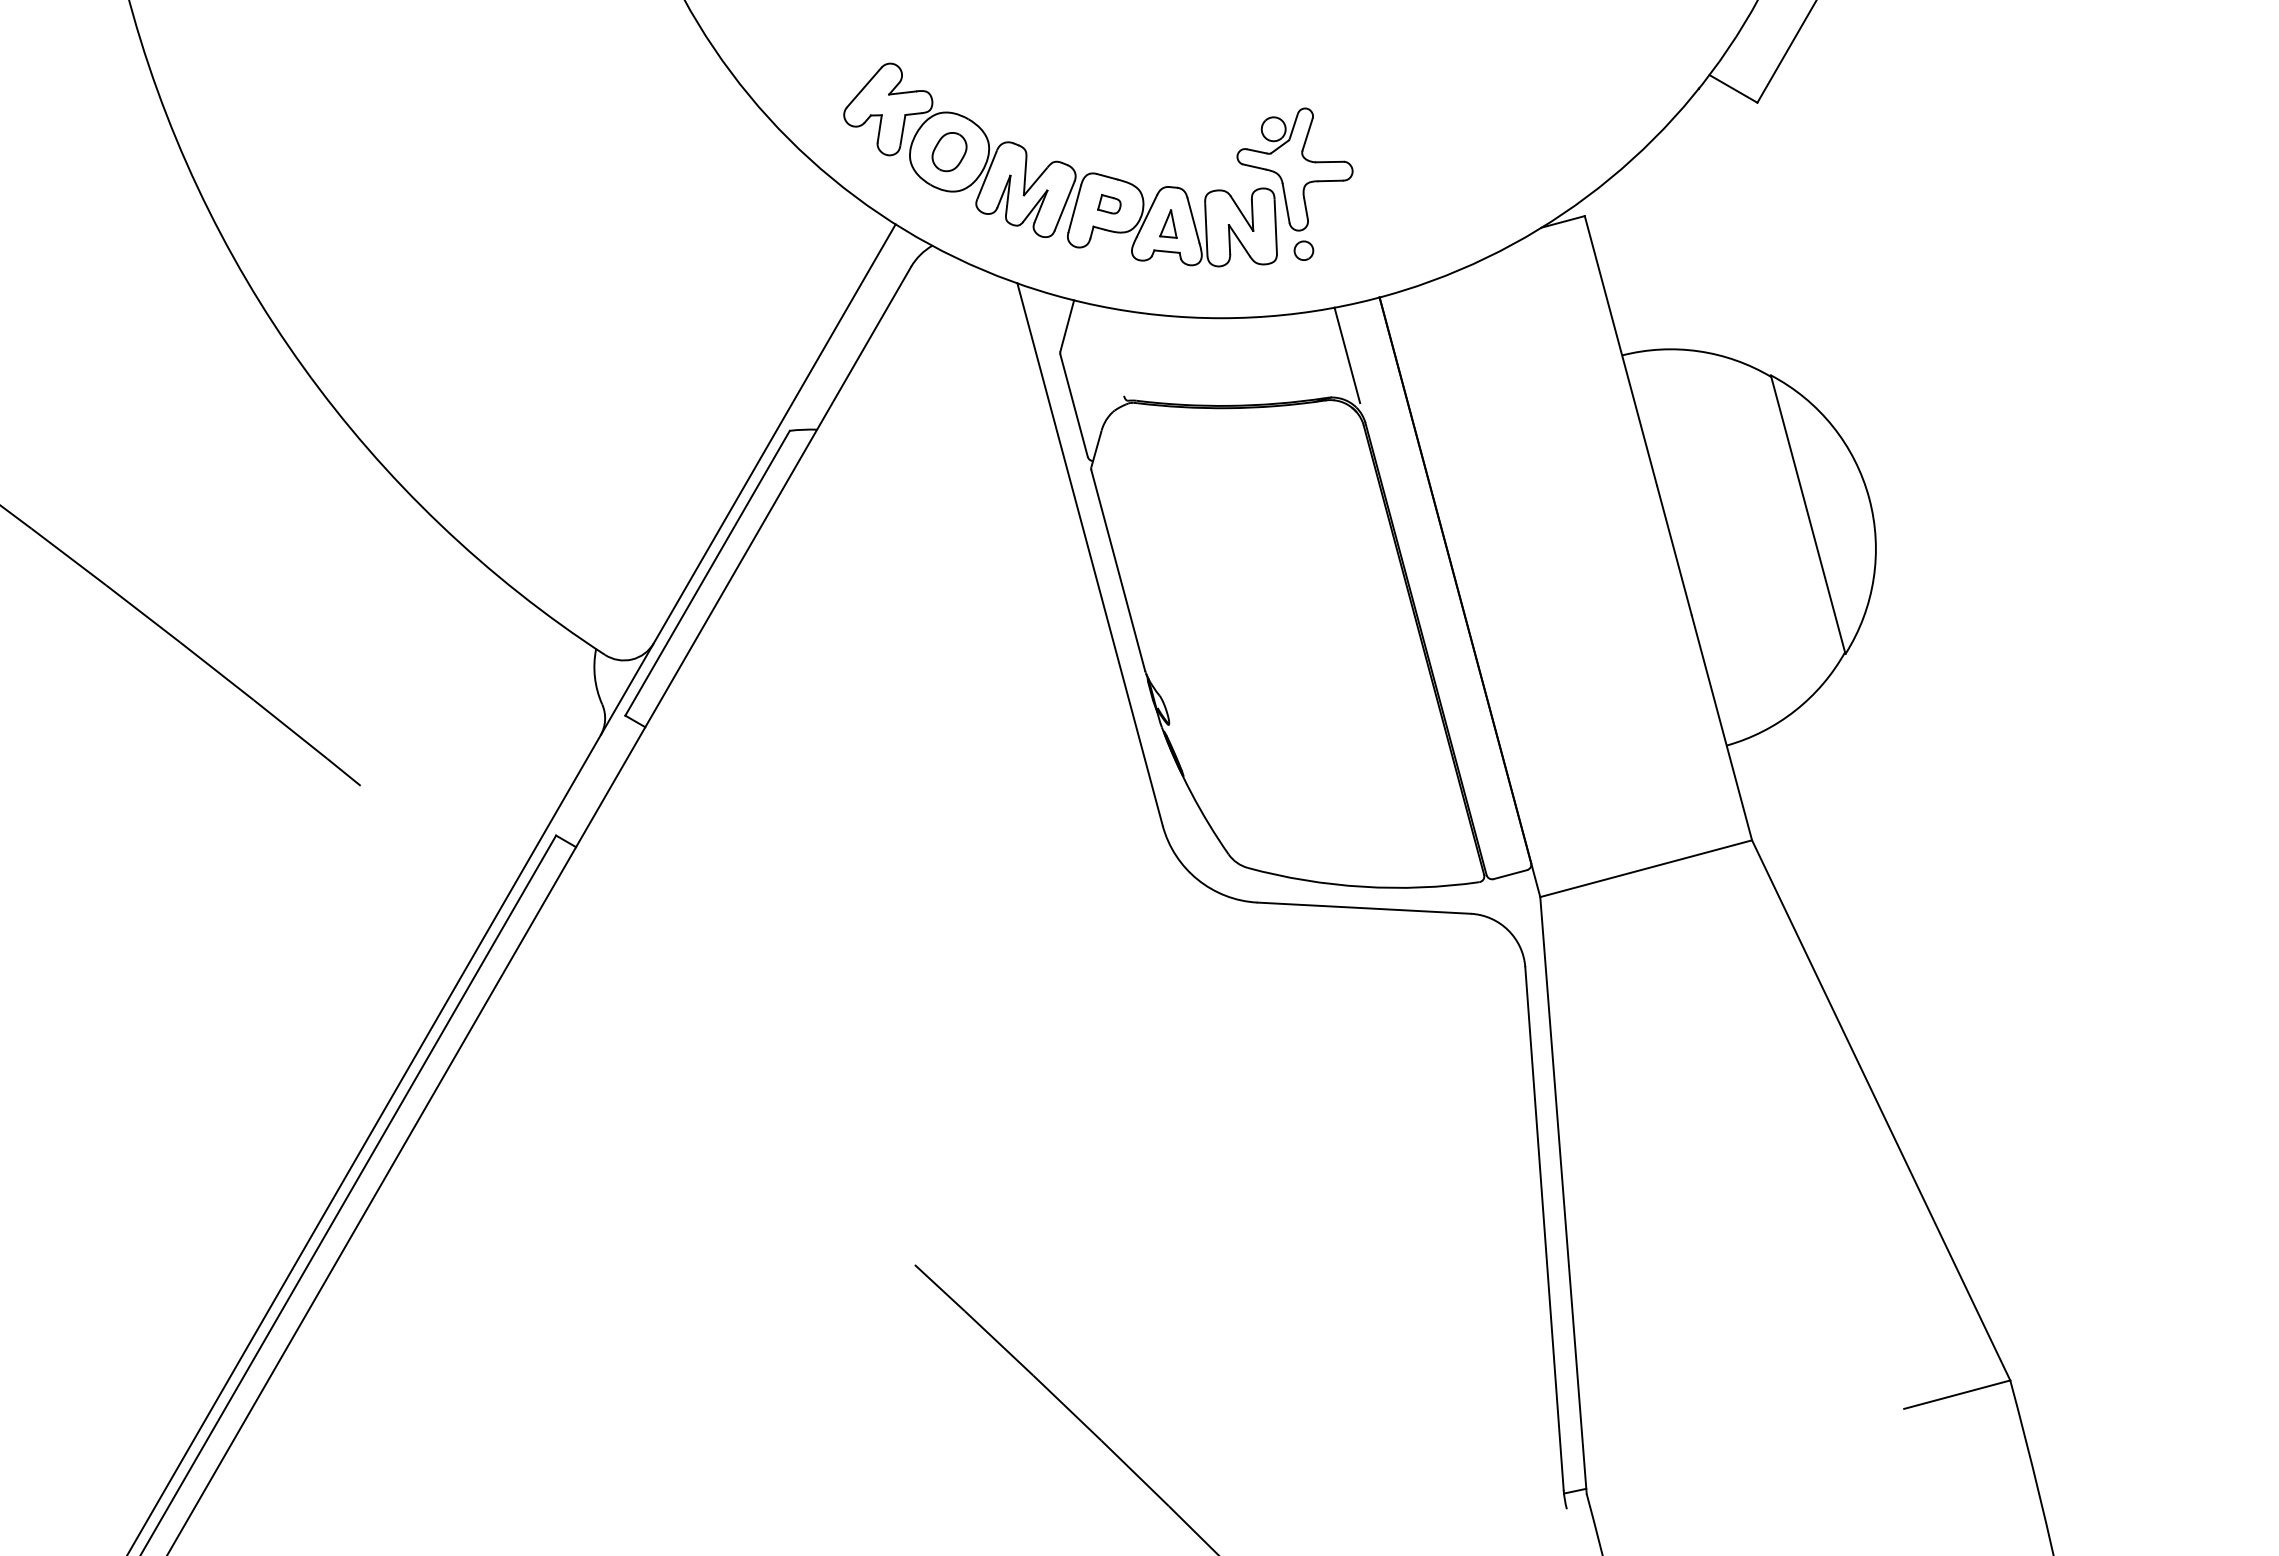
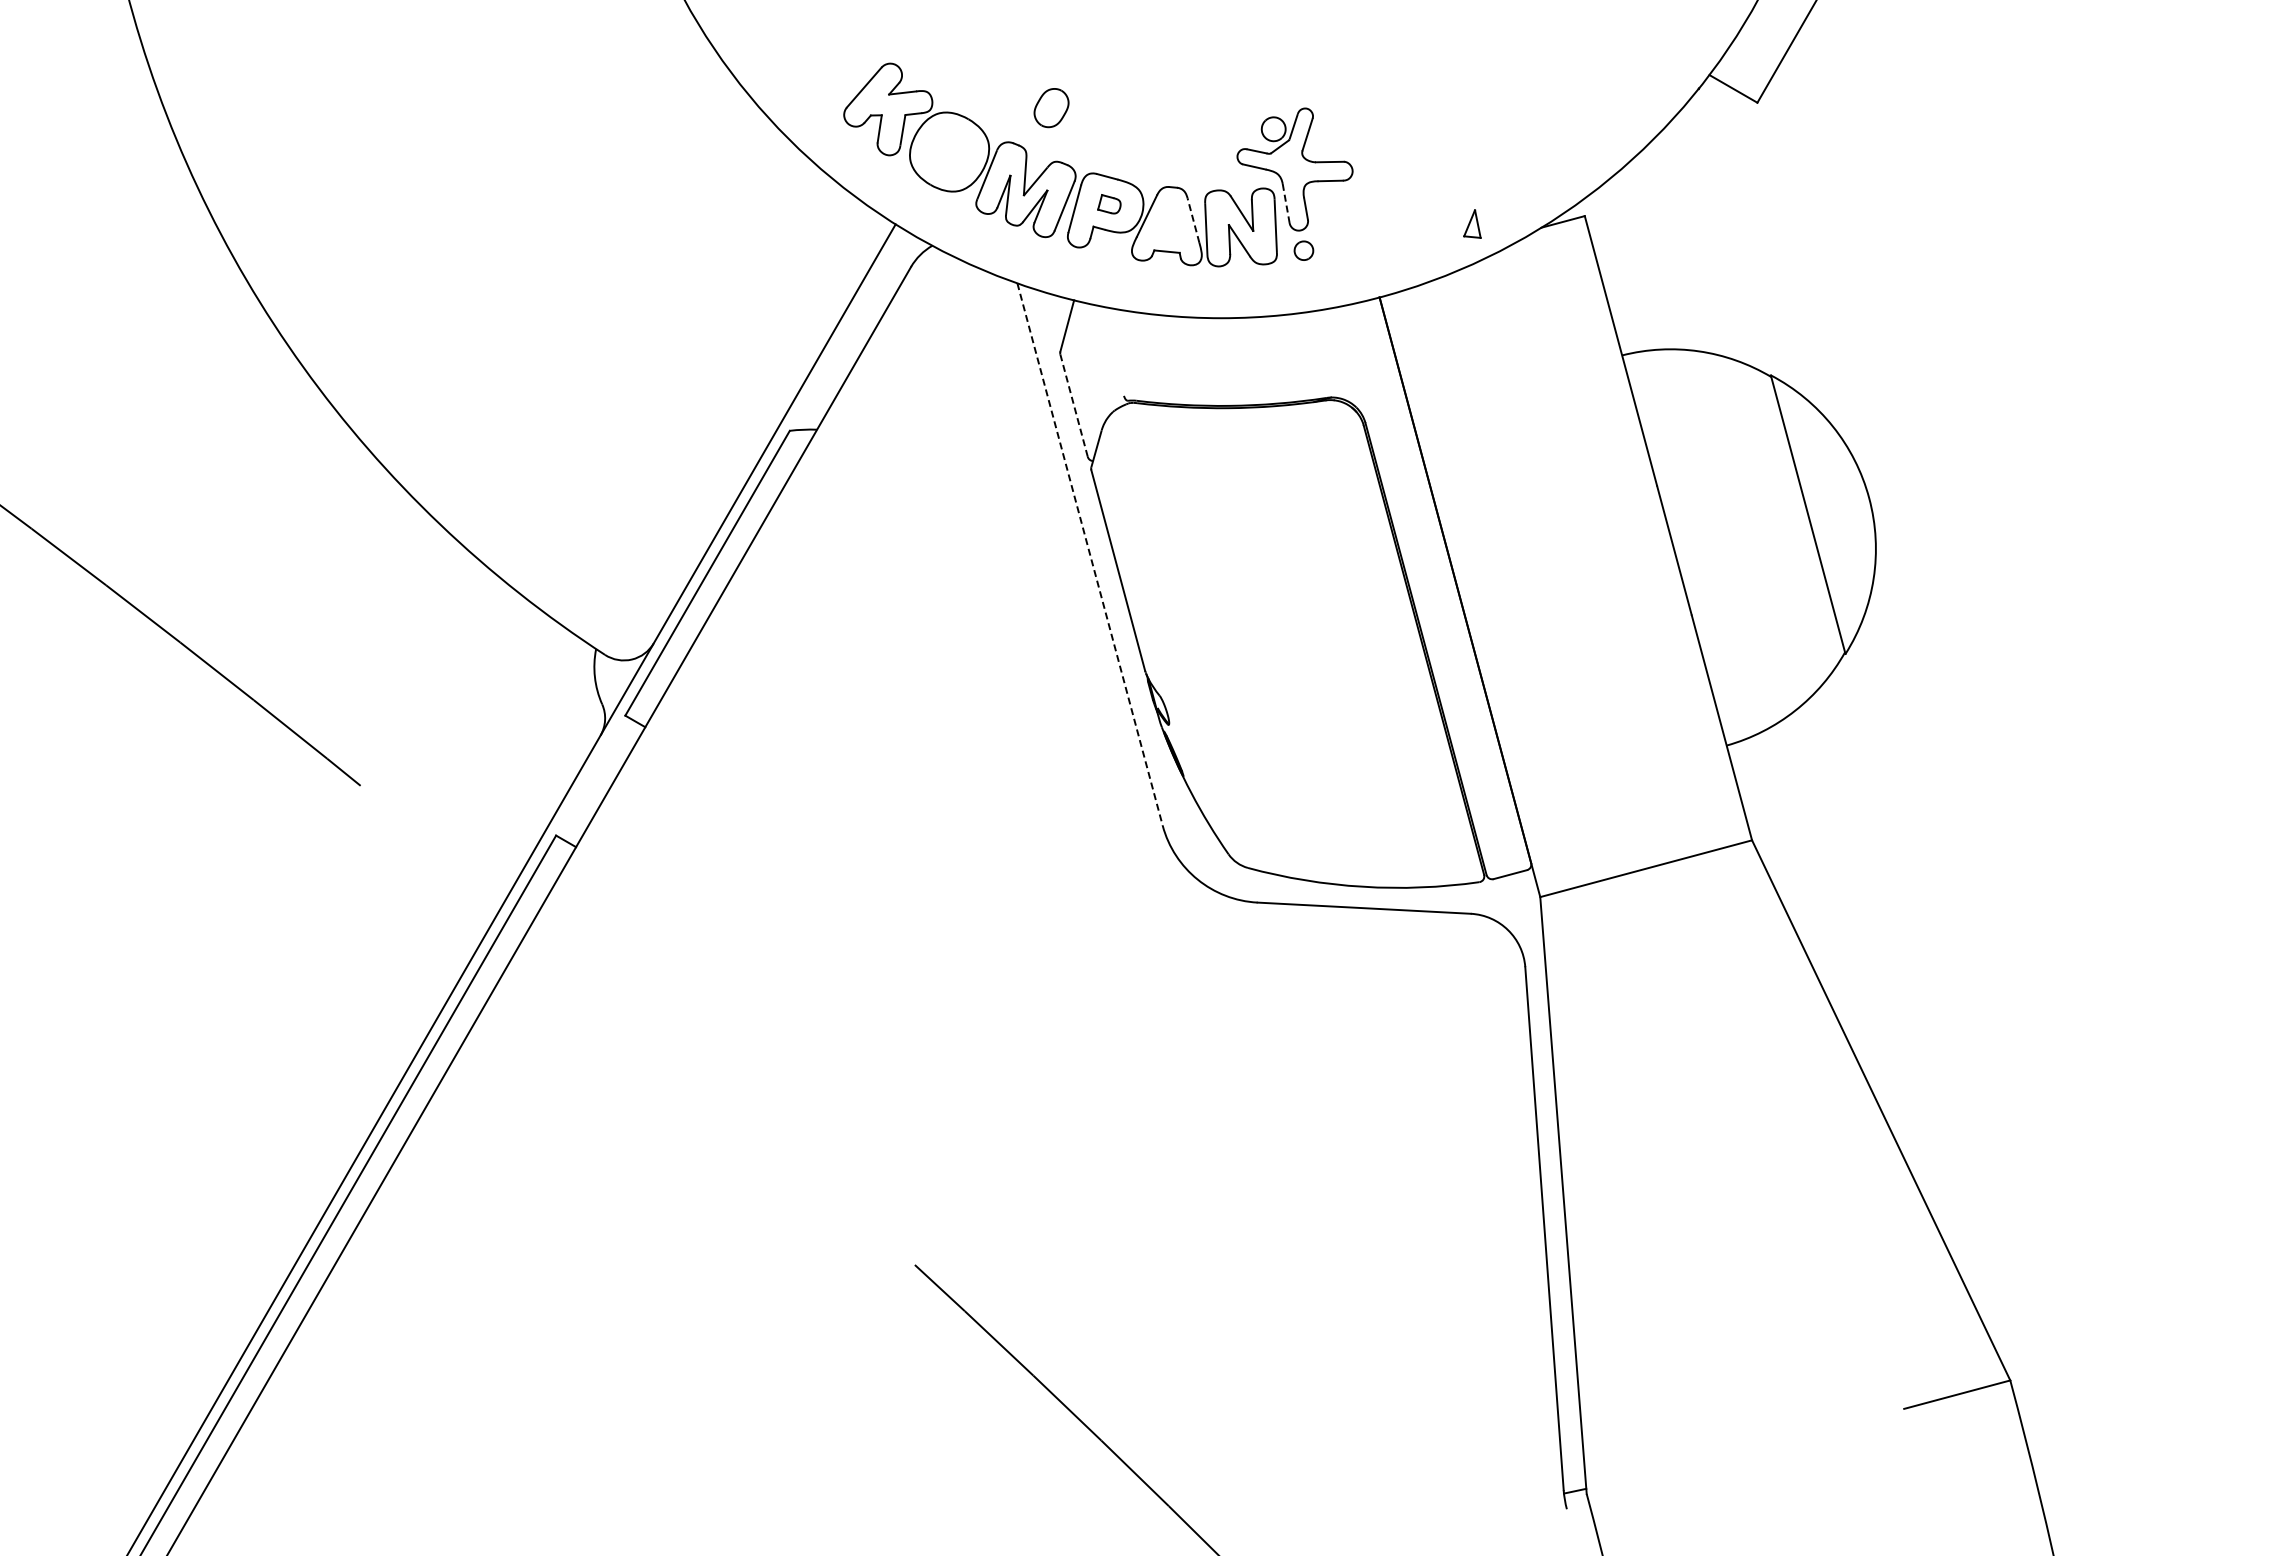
part position: (949, 152) -> (1051, 108) (1051, 108)
line: solid -> dashed (1286, 203)
line: solid -> dashed (1193, 220)
part position: (1168, 223) -> (1472, 223) (1472, 223)
line: present -> none (1347, 355)
line: solid -> dashed (1074, 405)
line: solid -> dashed (1090, 554)
